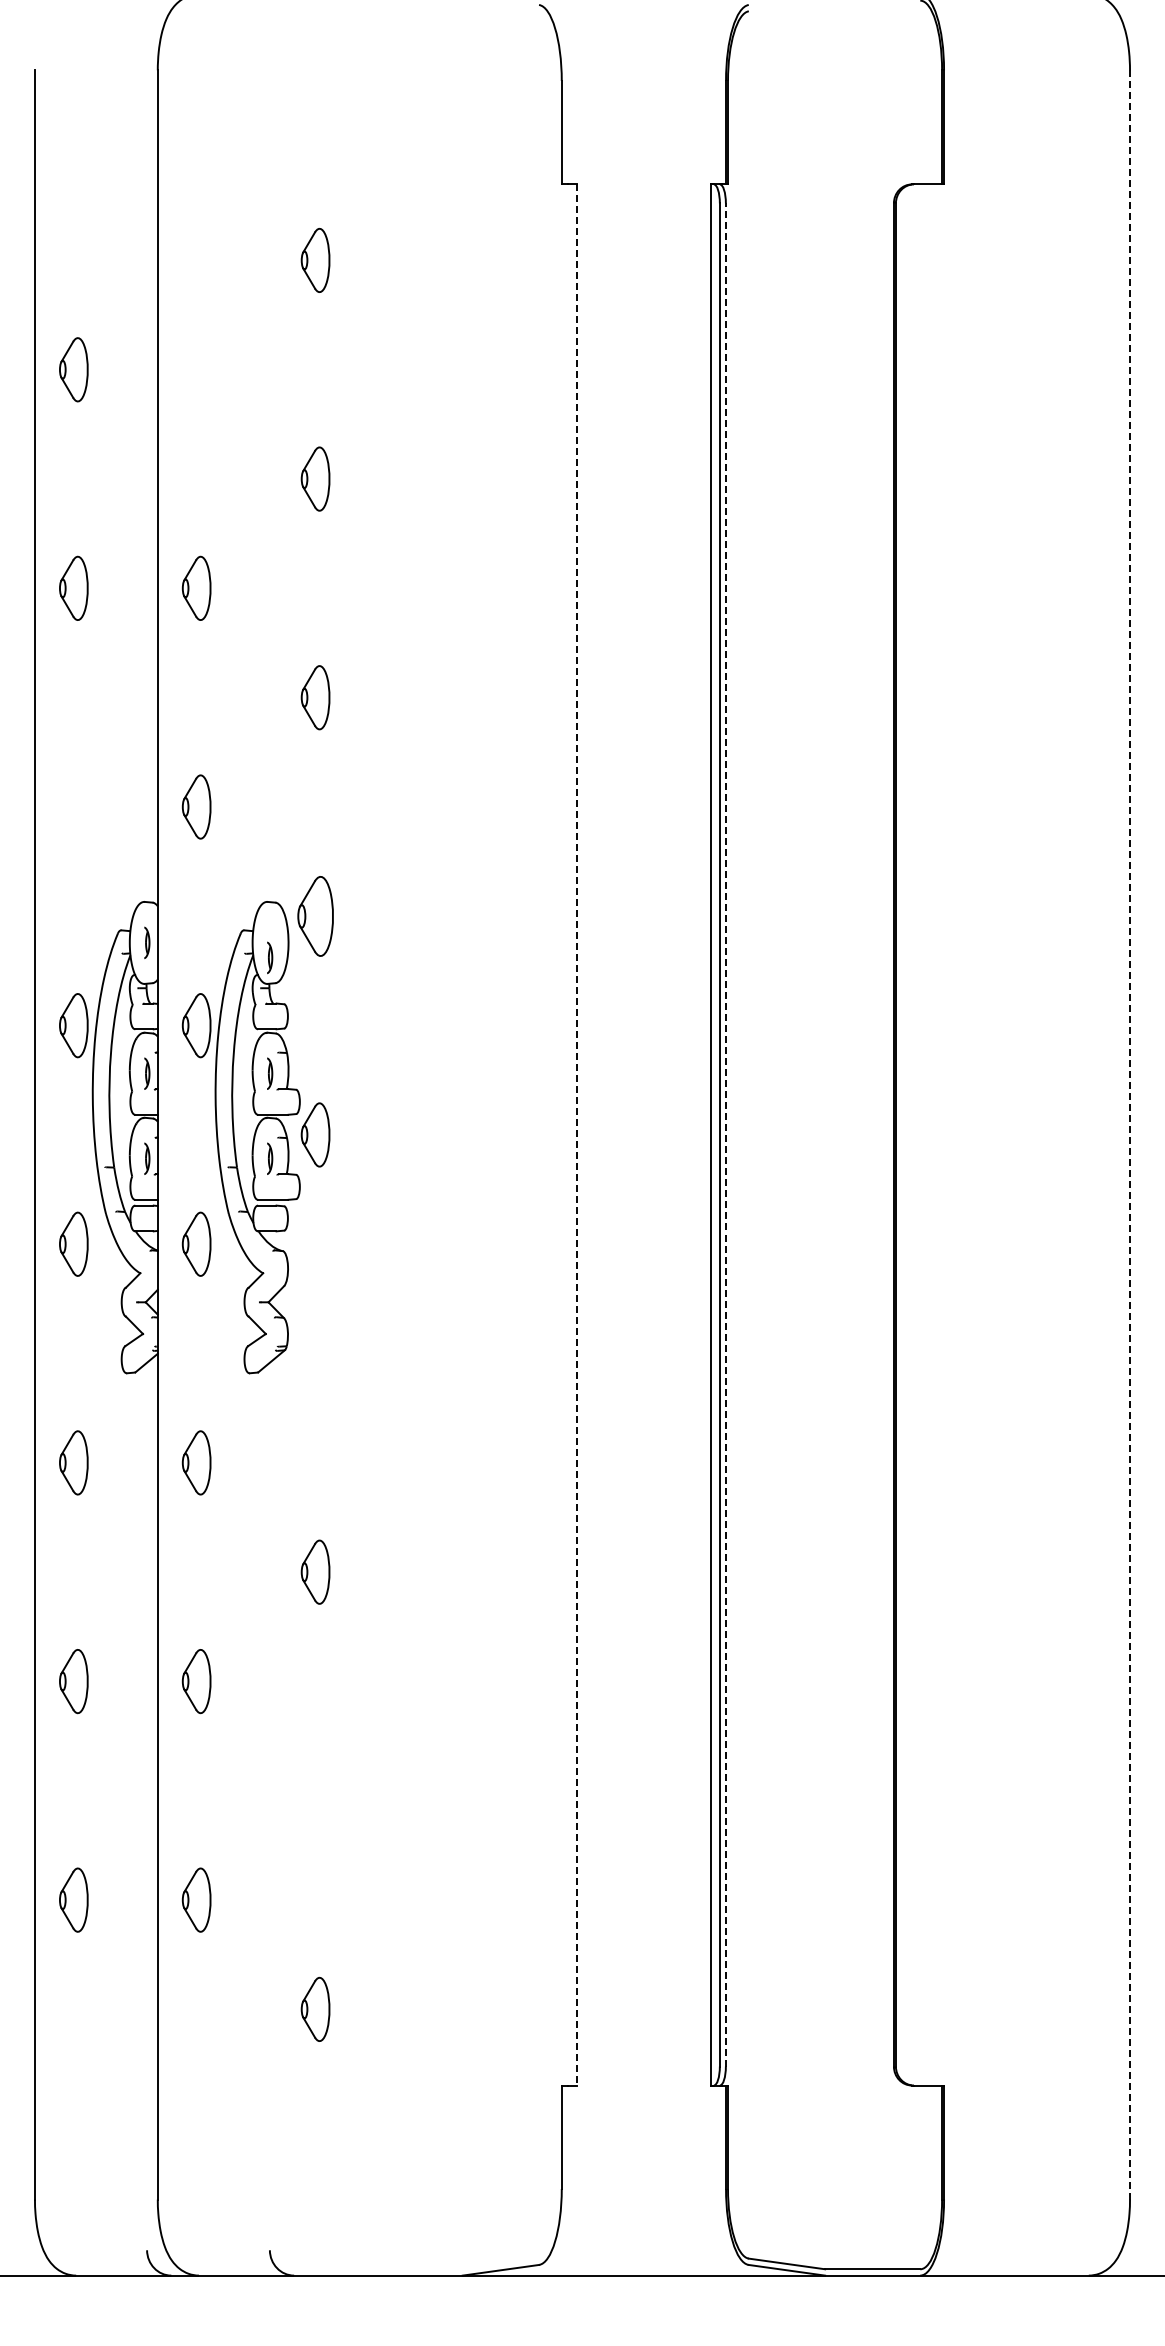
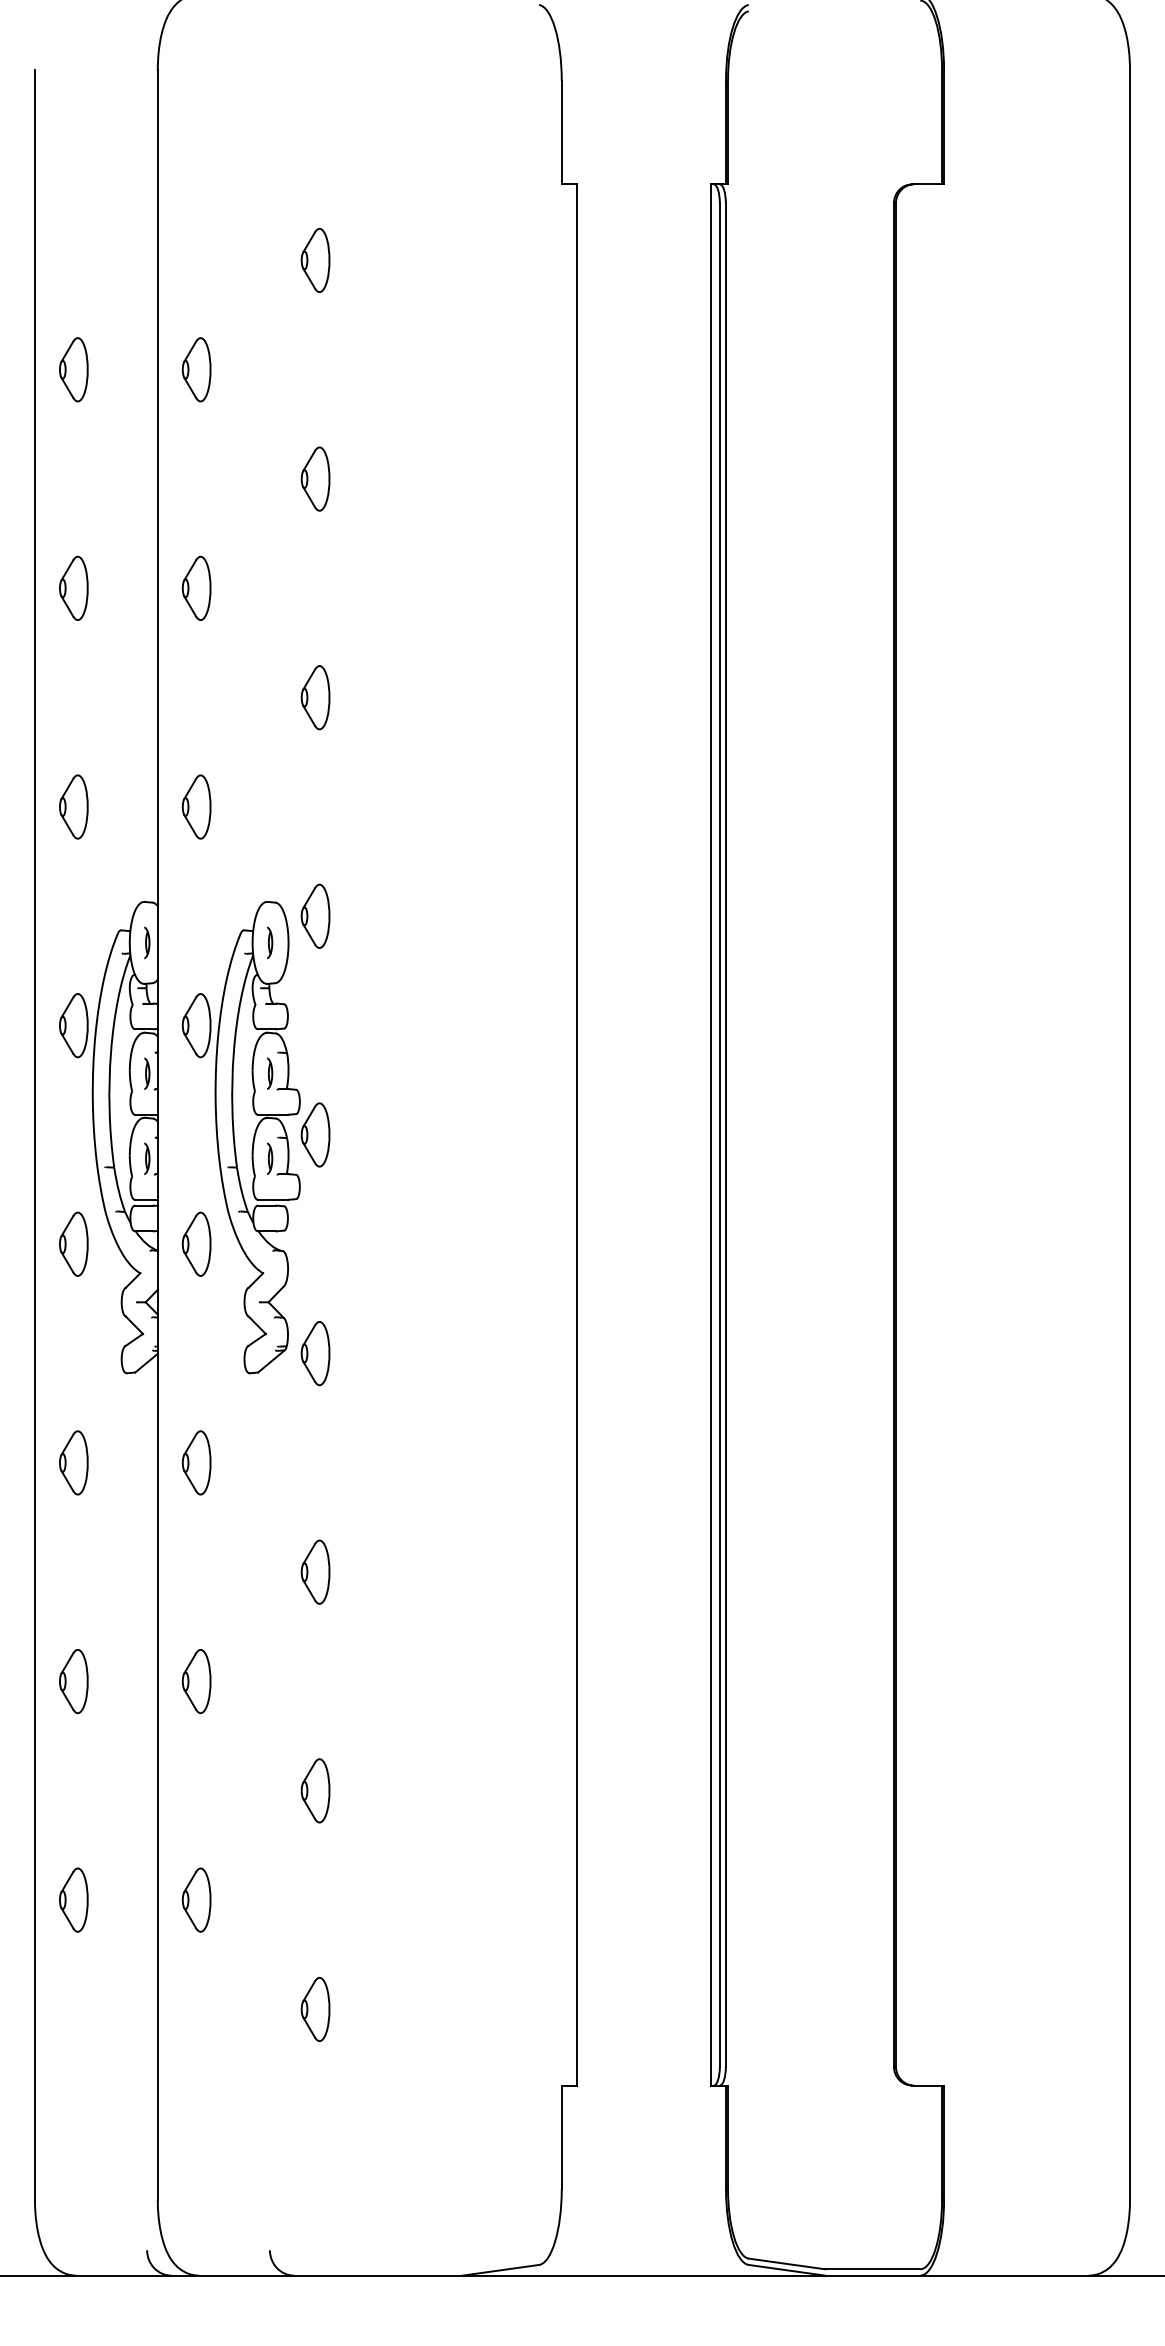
part: none -> present (196, 369)
part: none -> present (73, 806)
part size: 37x81 px -> 31x66 px (315, 915)
part position: (270, 957) -> (270, 942) (270, 942)
line: dashed -> solid (576, 1134)
line: dashed -> solid (725, 1134)
line: dashed -> solid (1130, 1134)
part: none -> present (315, 1353)
part: none -> present (315, 1790)
